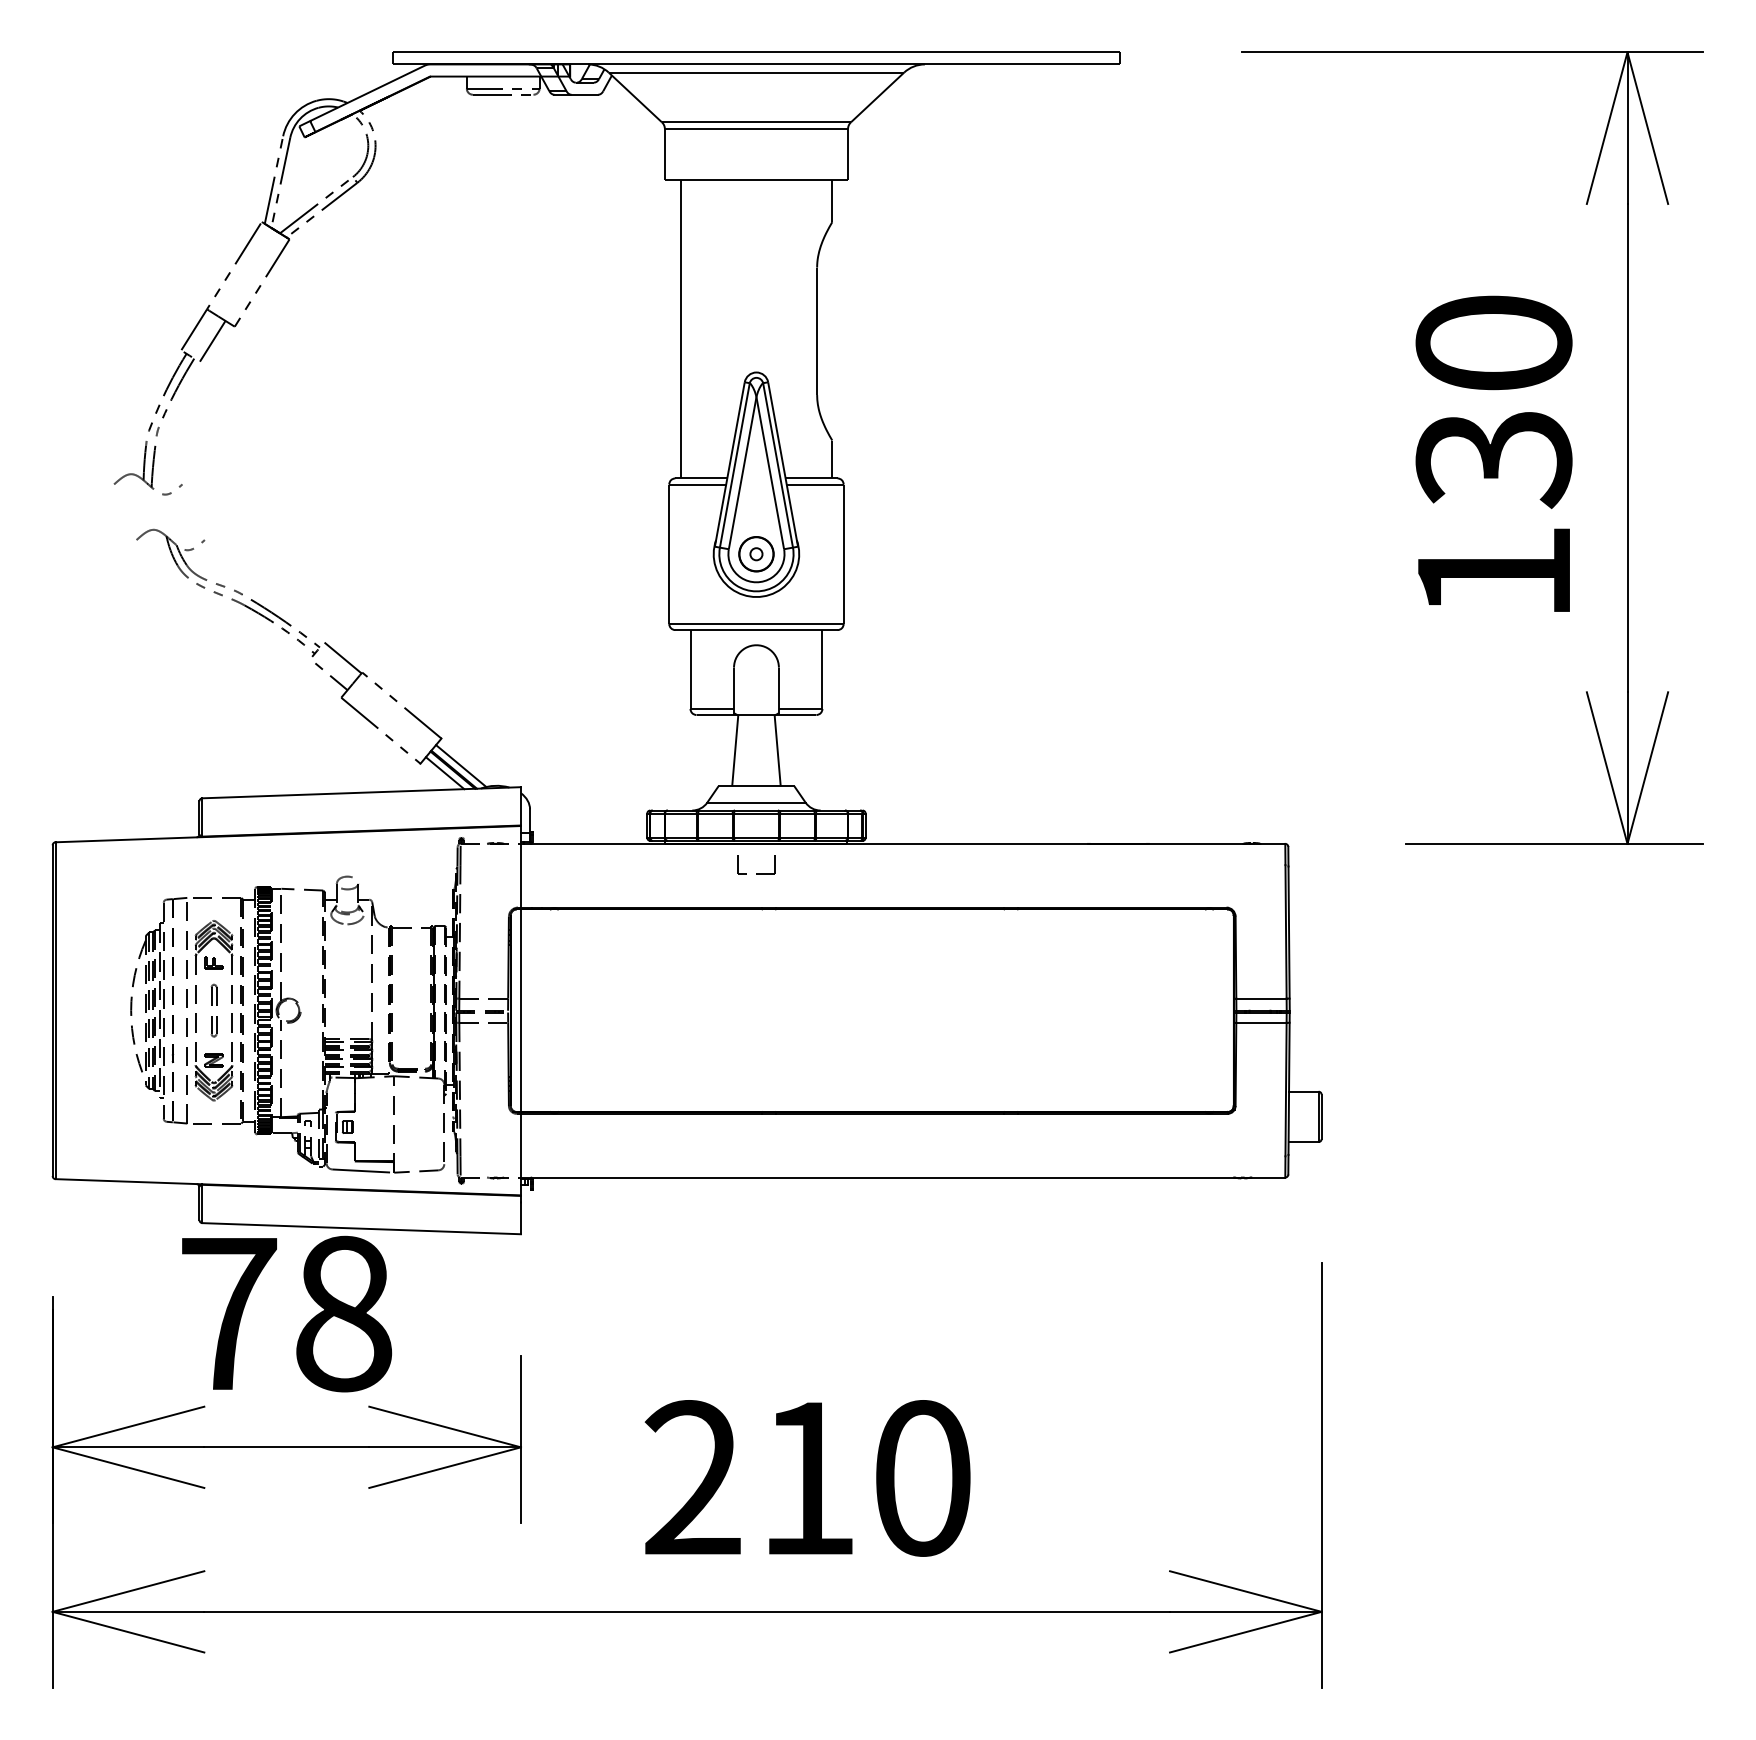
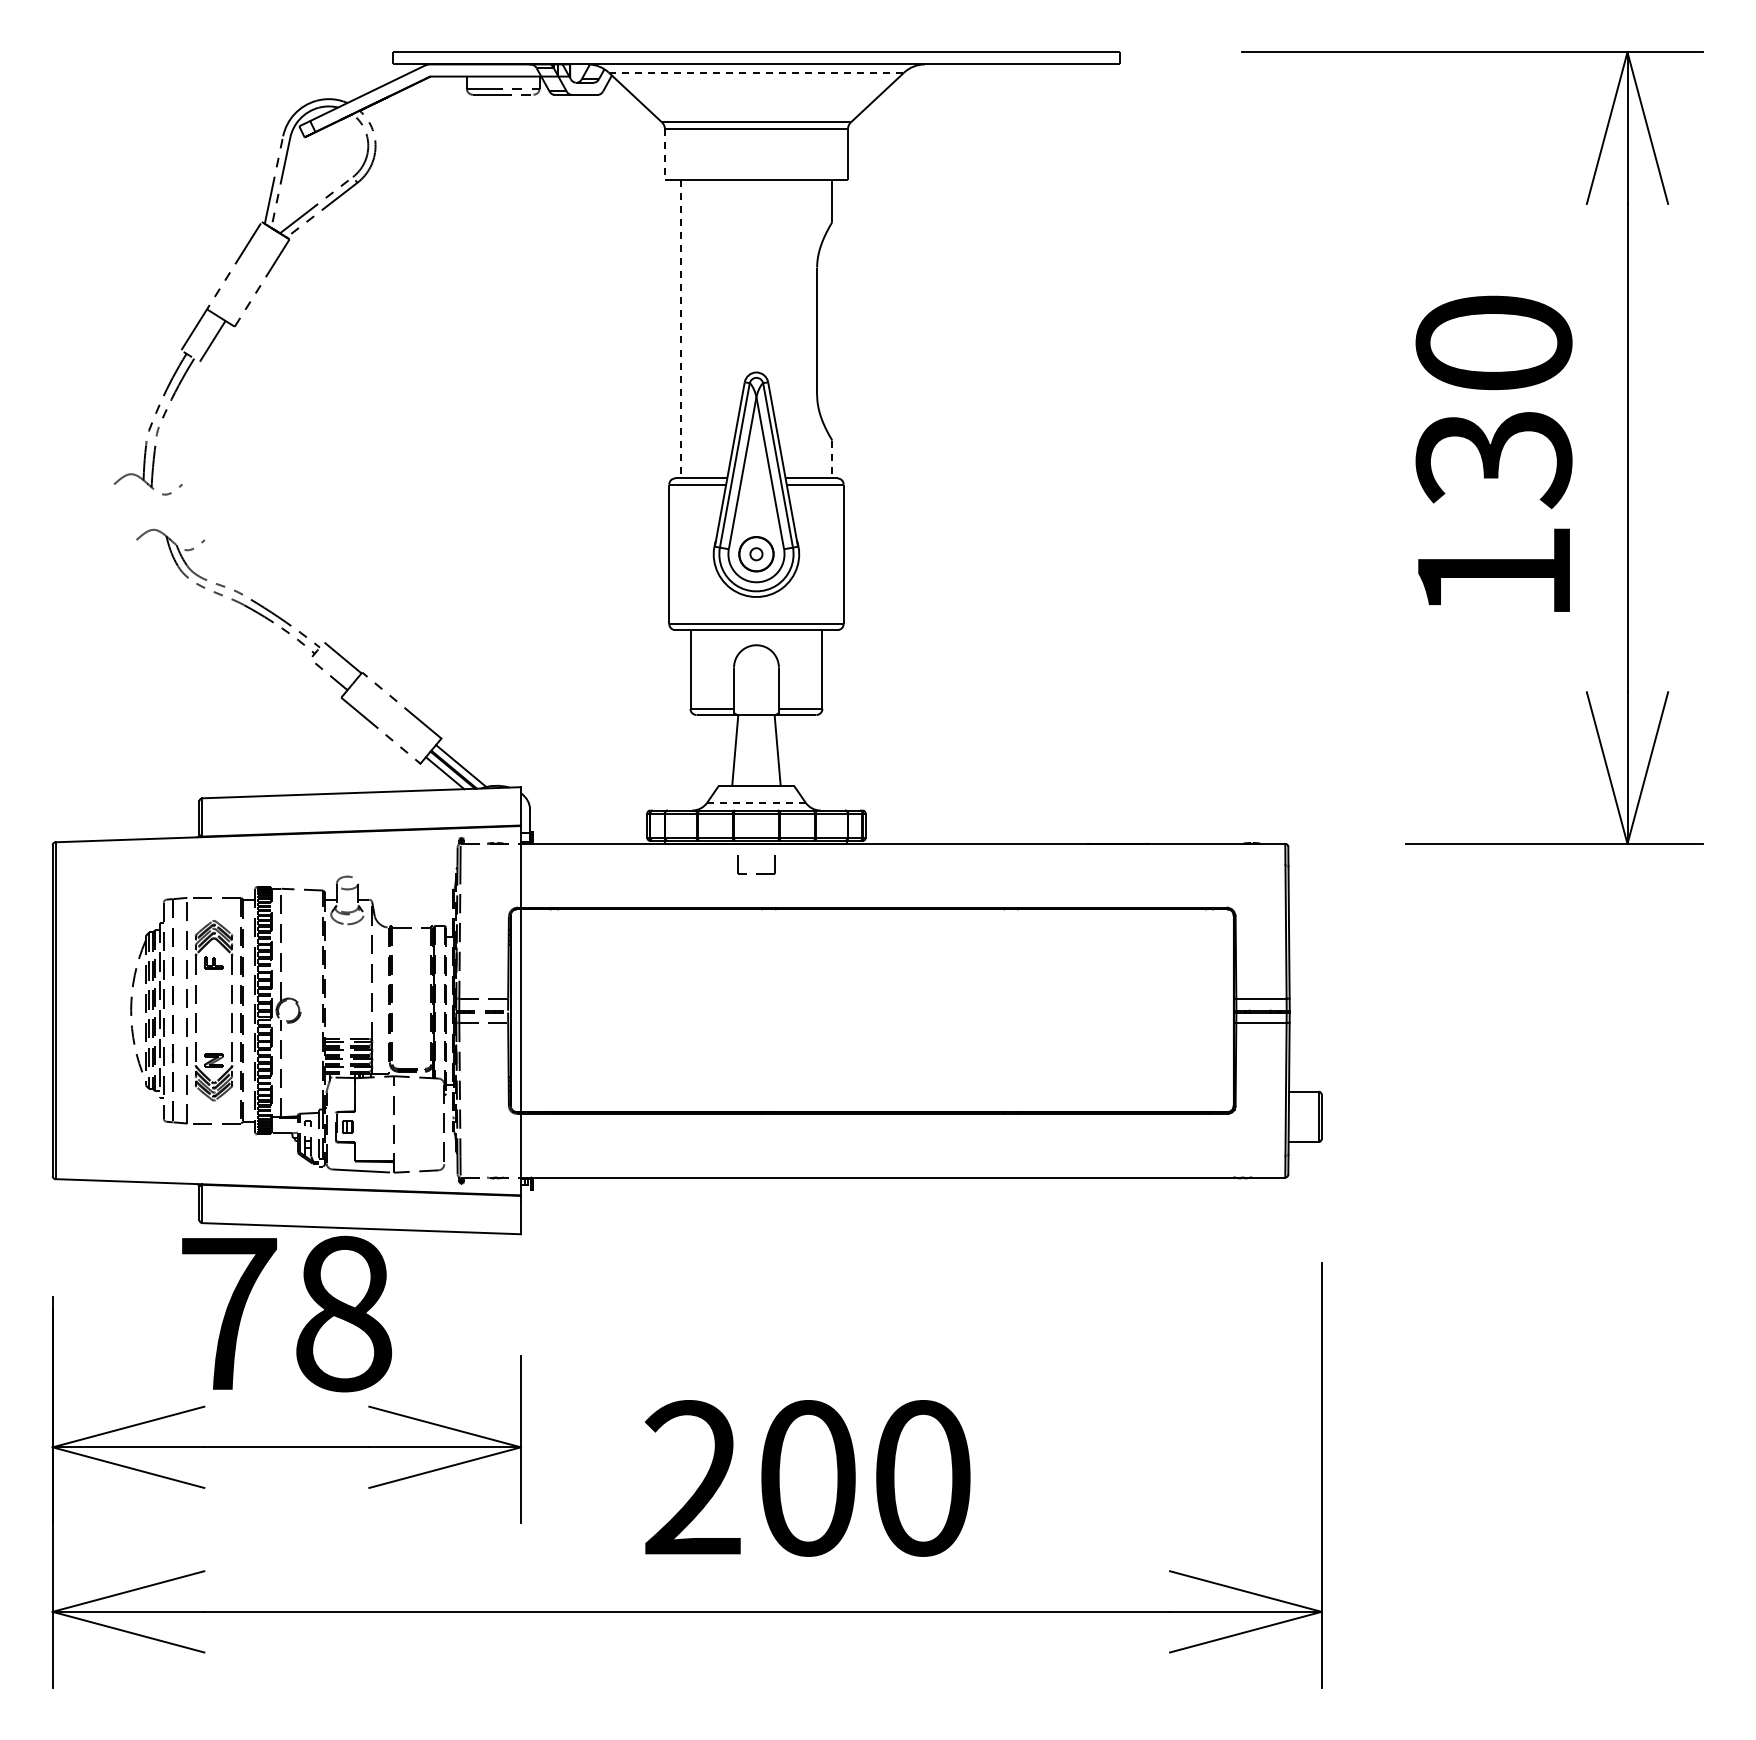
line: solid -> dashed (756, 72)
line: solid -> dashed (664, 154)
line: solid -> dashed (680, 329)
line: solid -> dashed (832, 459)
line: solid -> dashed (755, 802)
part: present -> none (213, 1010)
text: 210 -> 200 (808, 1478)
